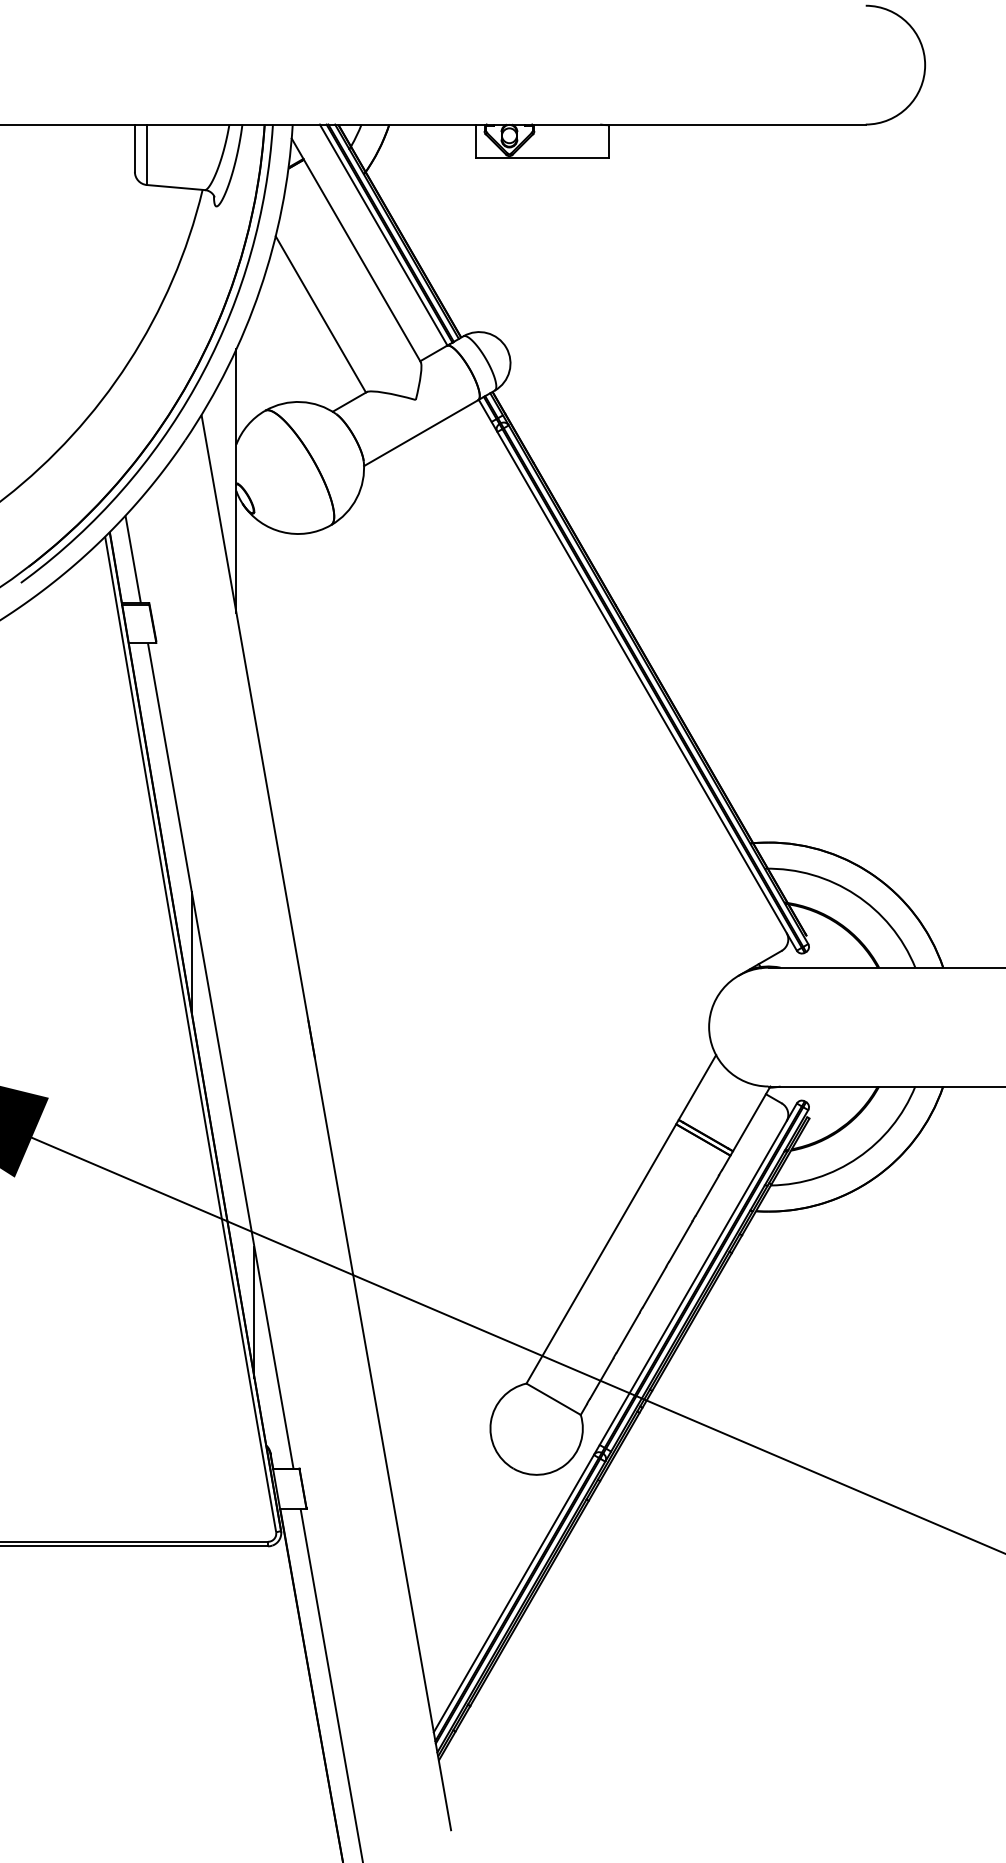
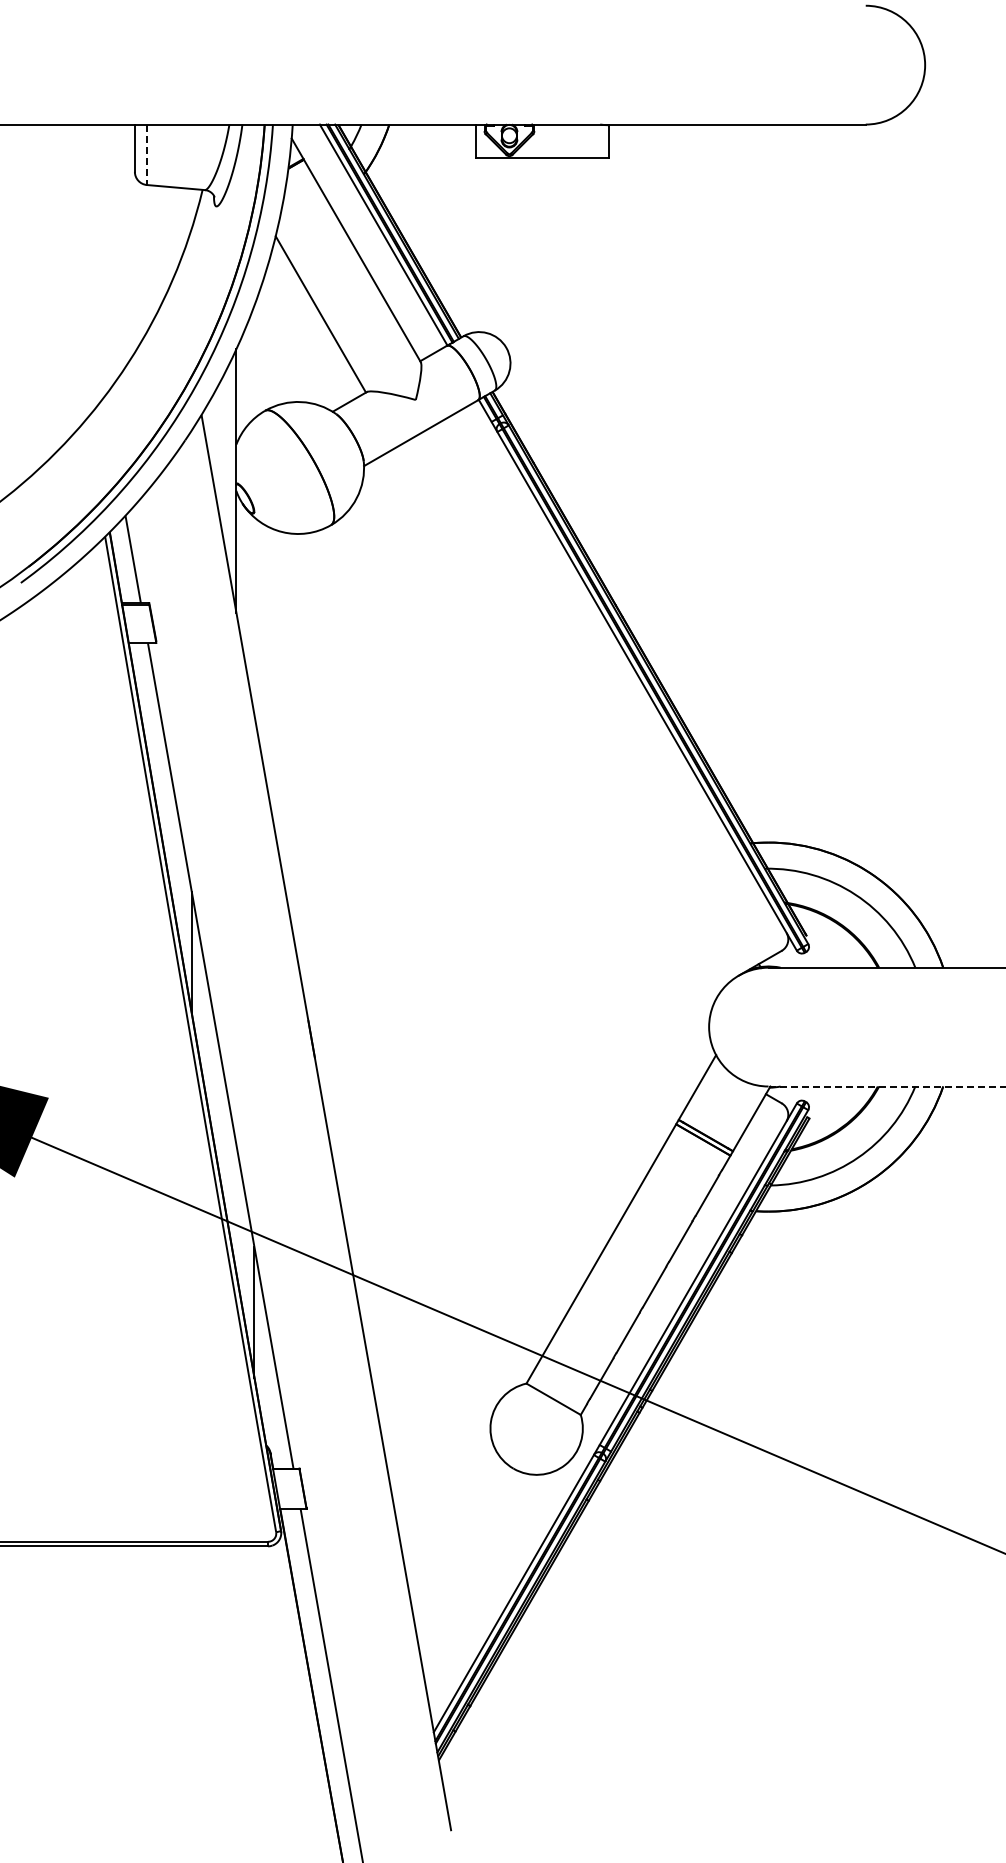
line: solid -> dashed (146, 155)
line: solid -> dashed (887, 1086)
